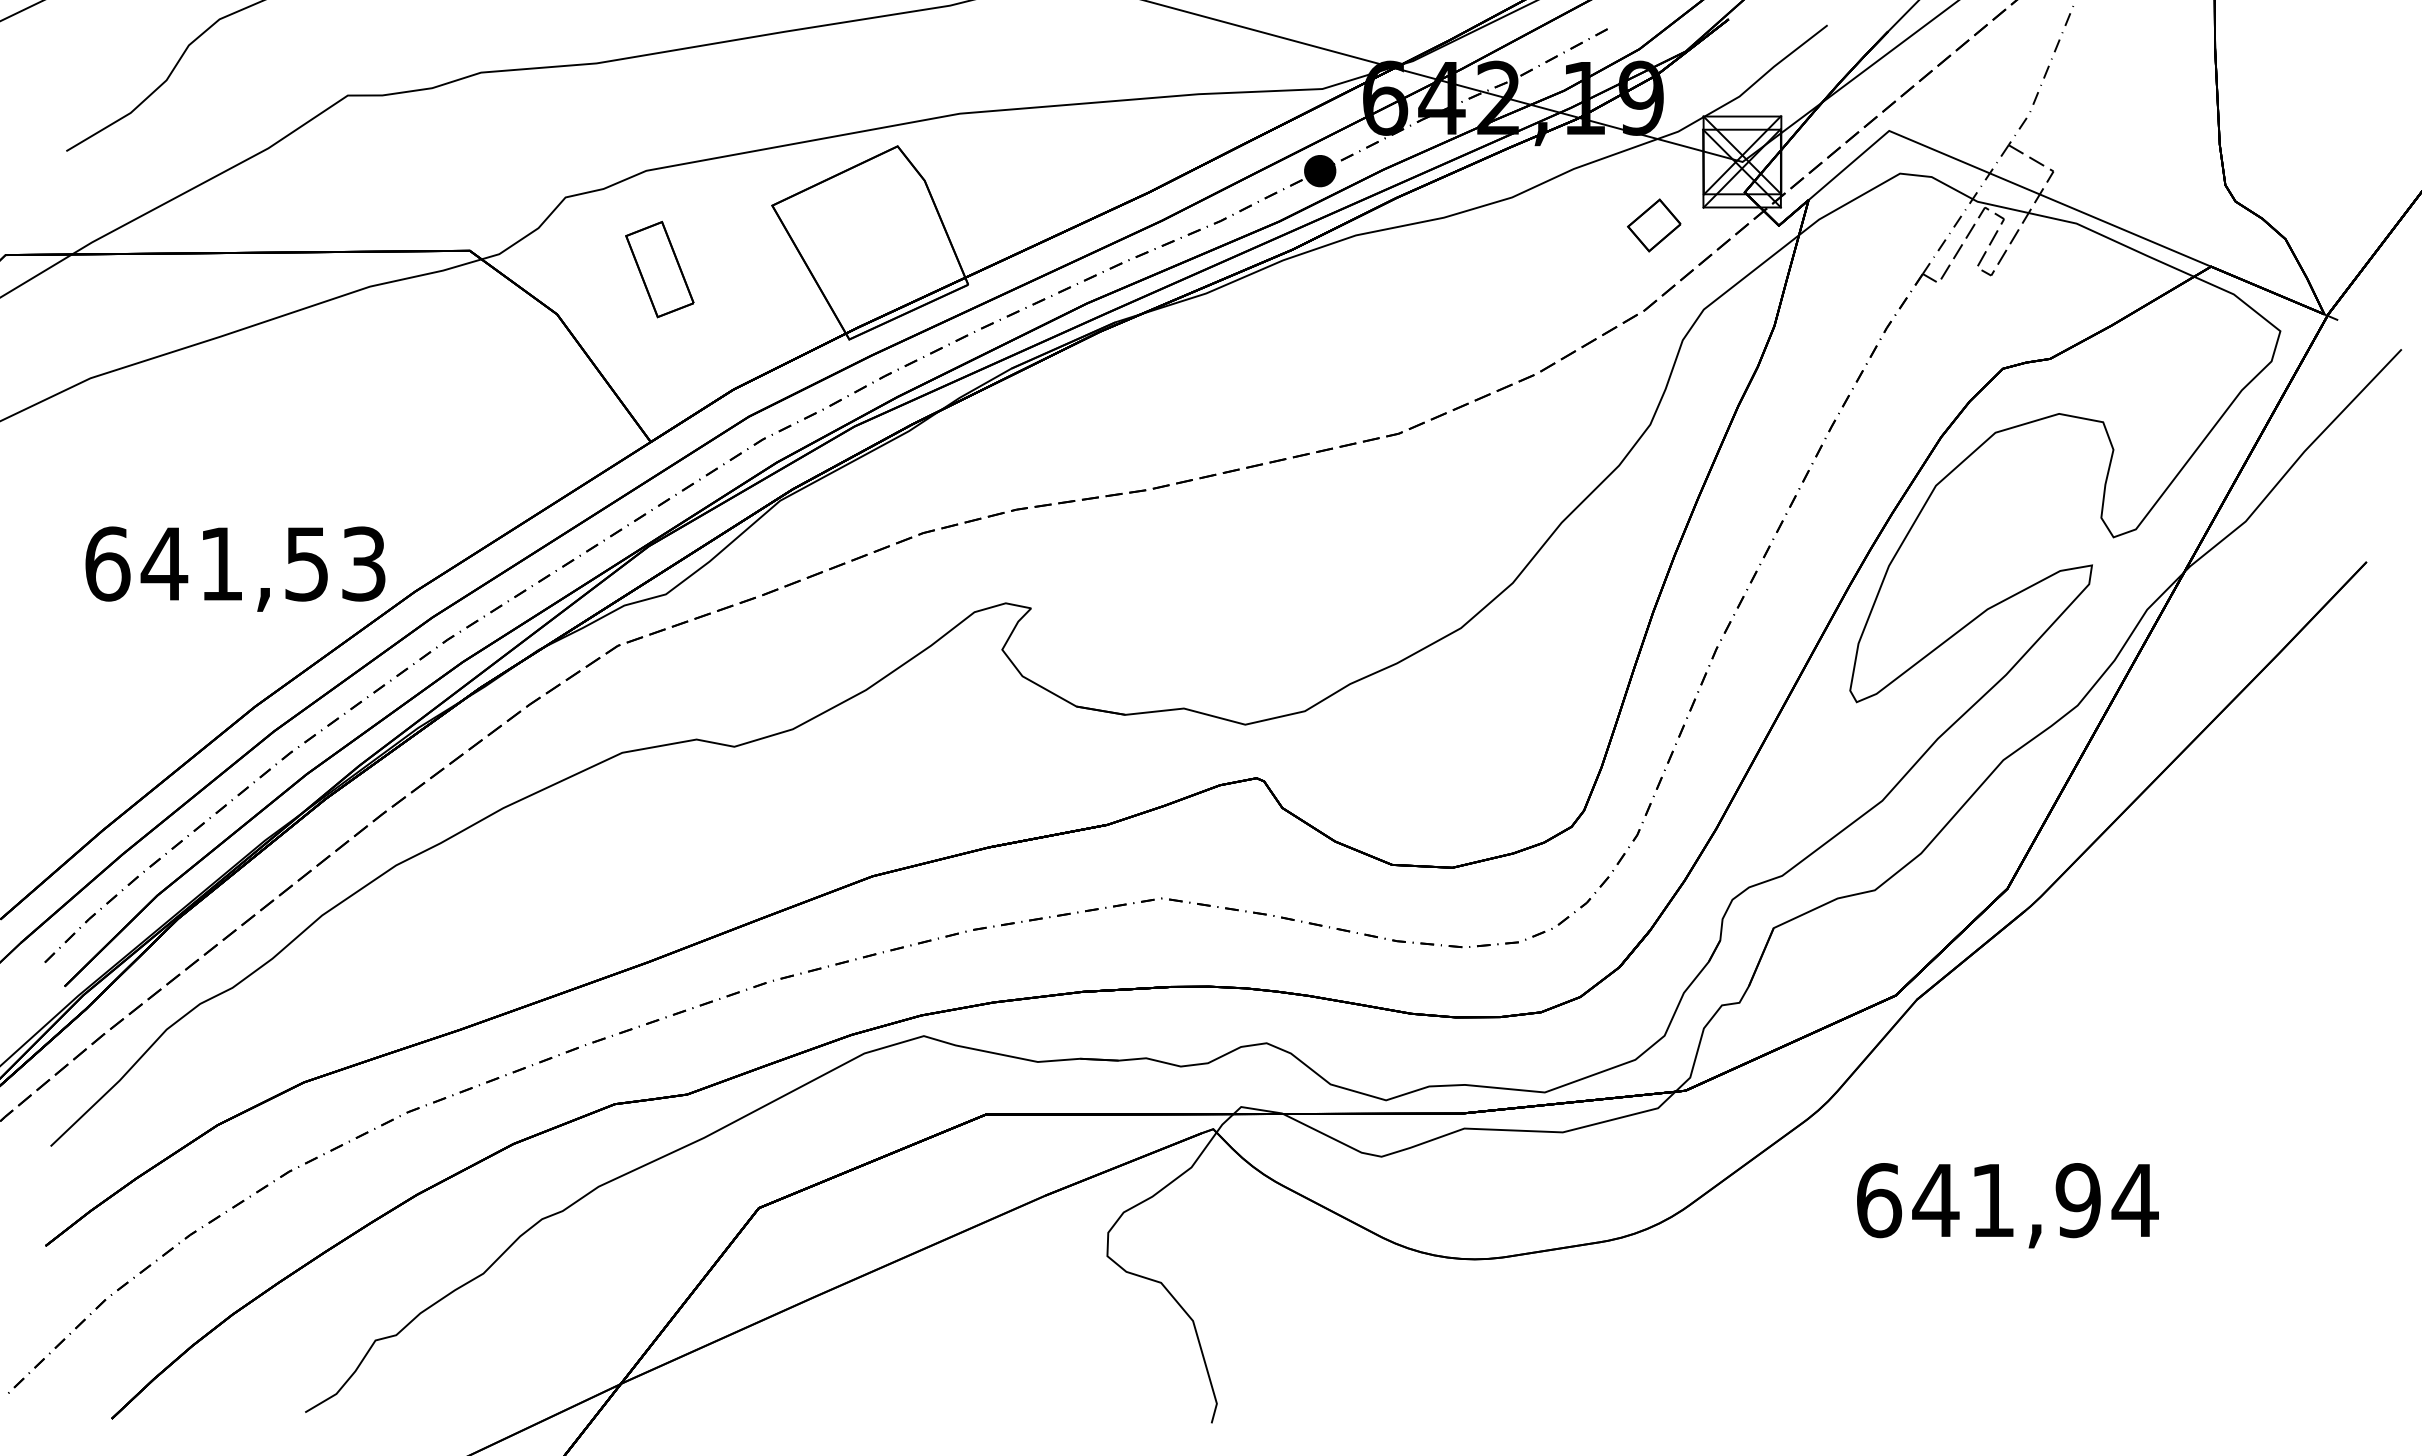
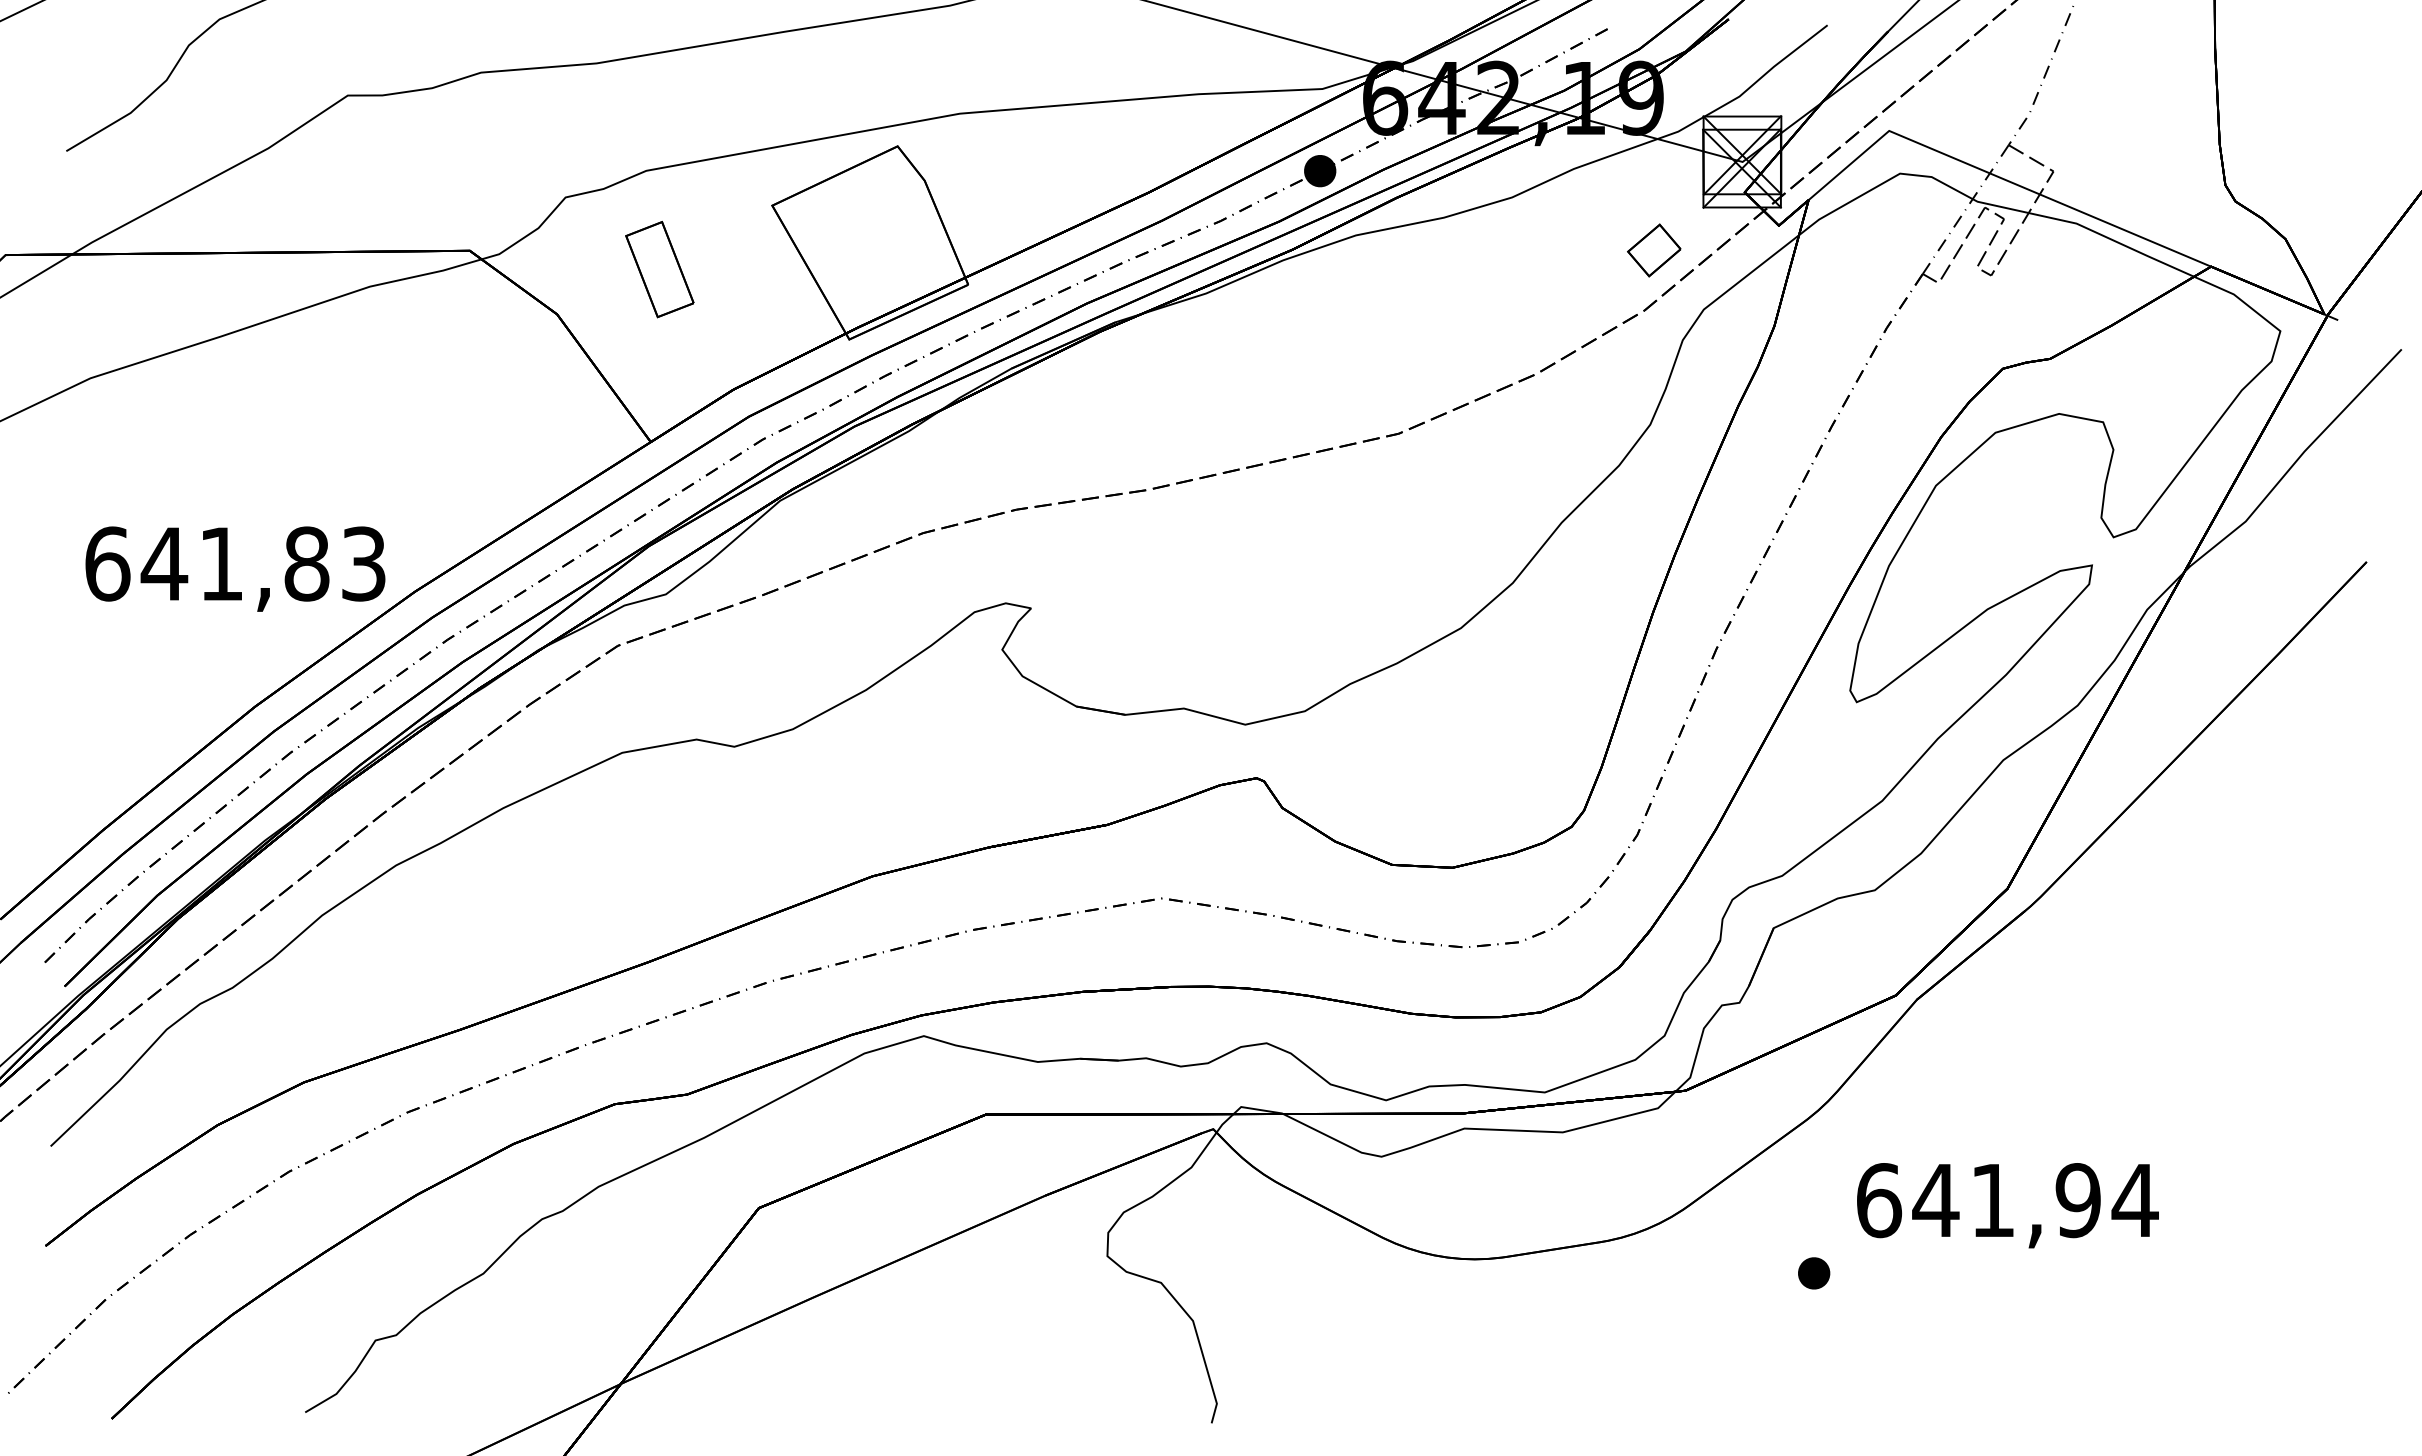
part position: (1654, 225) -> (1654, 250) (1654, 250)
text: 641,53 -> 641,83 (306, 563)
part: none -> present (1814, 1273)
